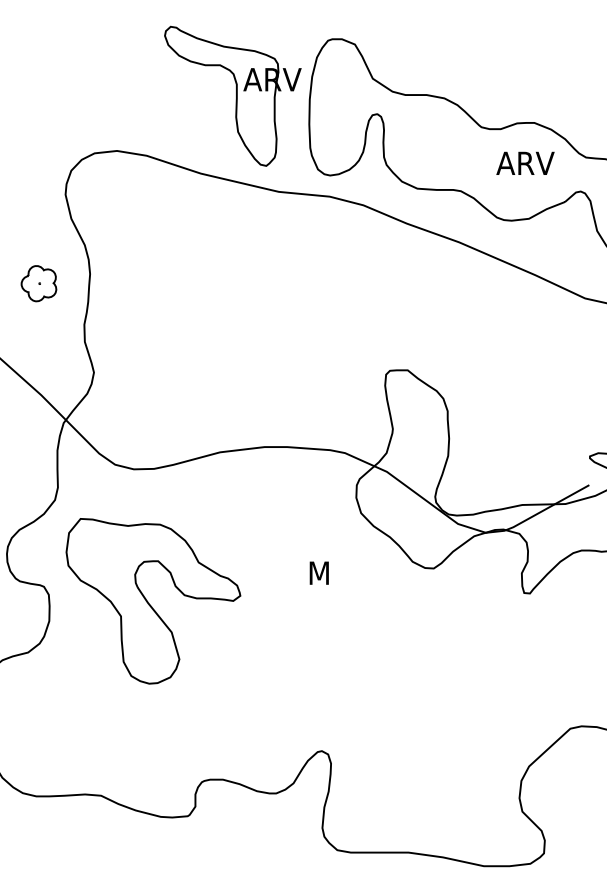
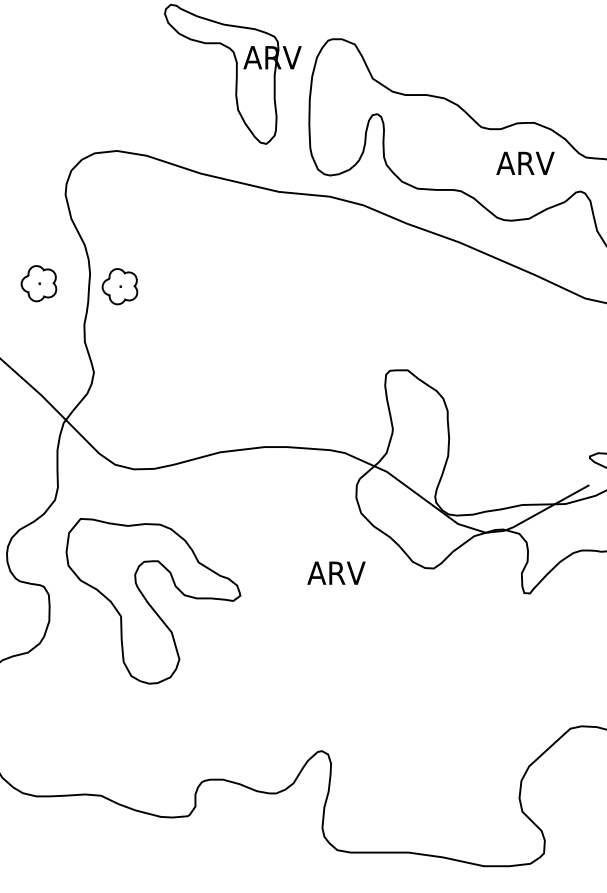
part position: (232, 95) -> (232, 73) (232, 73)
part: none -> present (119, 286)
text: M -> ARV (336, 572)
